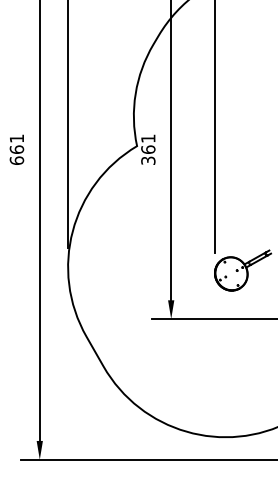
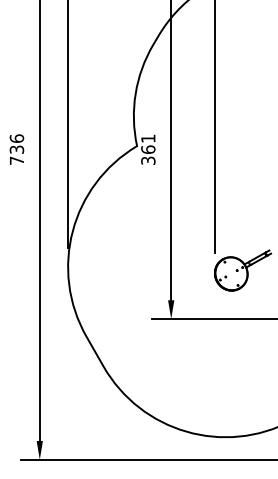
text: 661 -> 736 (16, 149)
